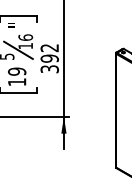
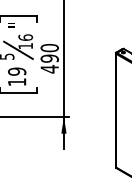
text: 392 -> 490 (49, 58)
